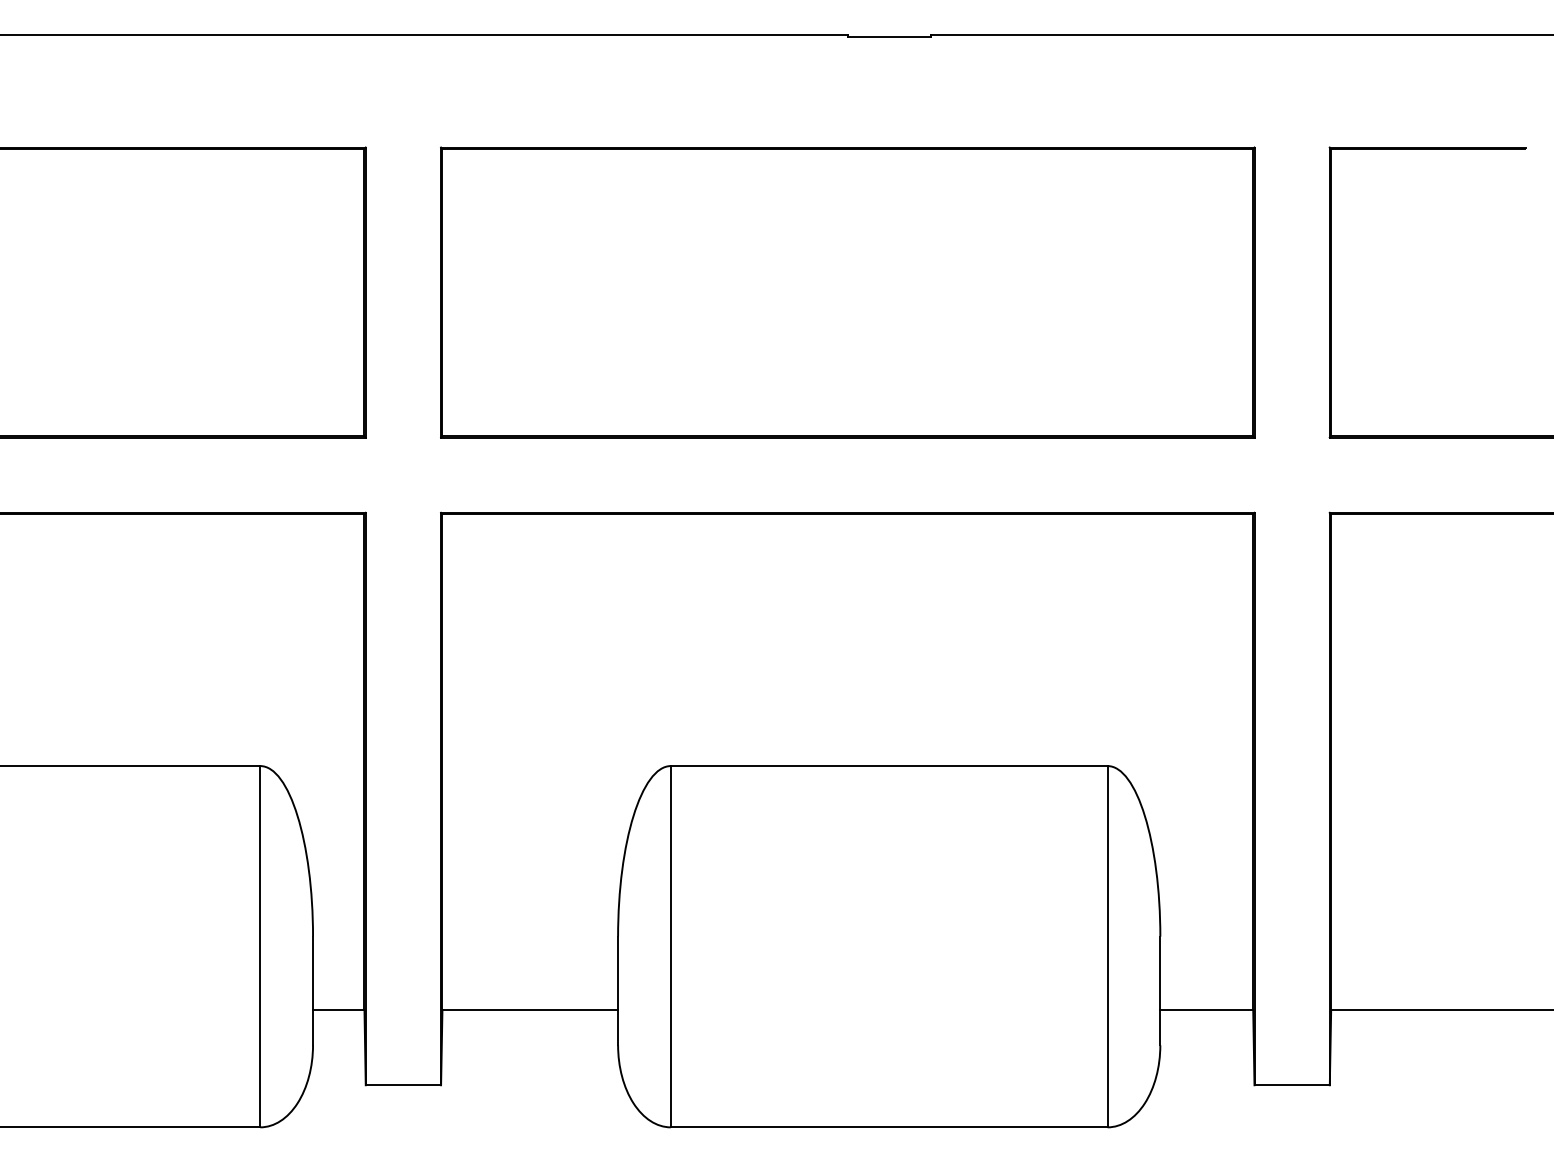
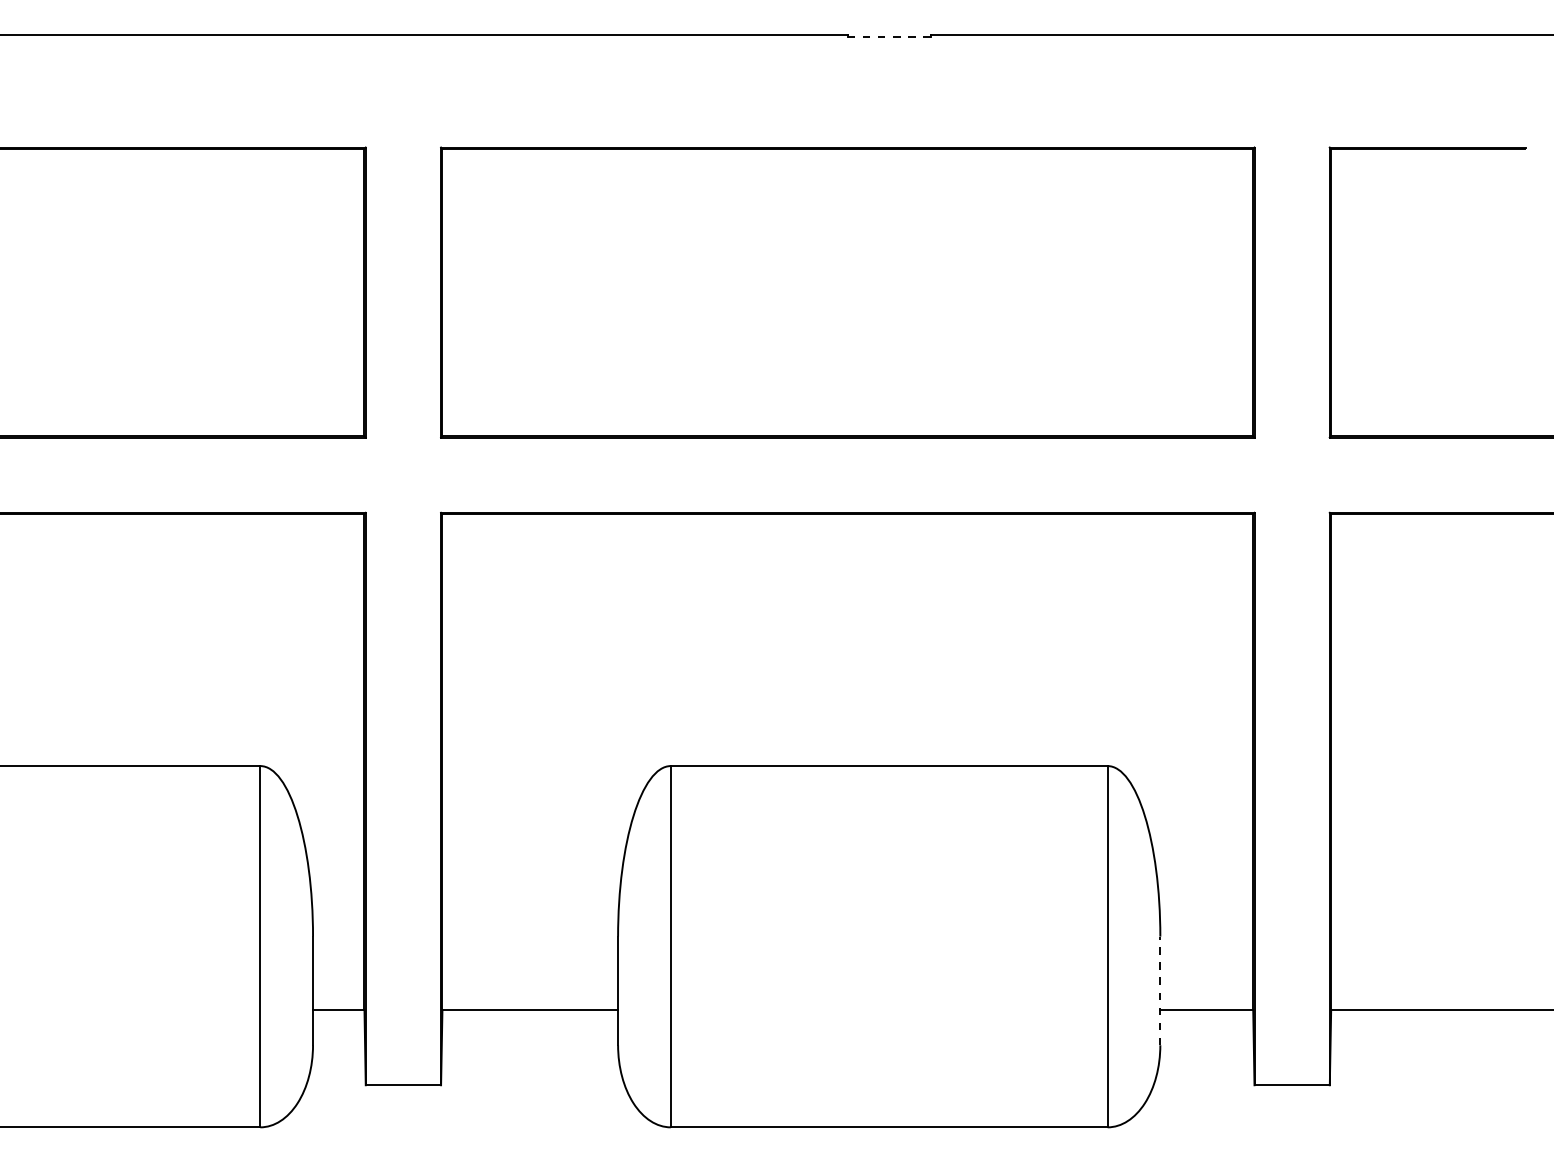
line: solid -> dashed (888, 36)
line: solid -> dashed (1160, 990)
